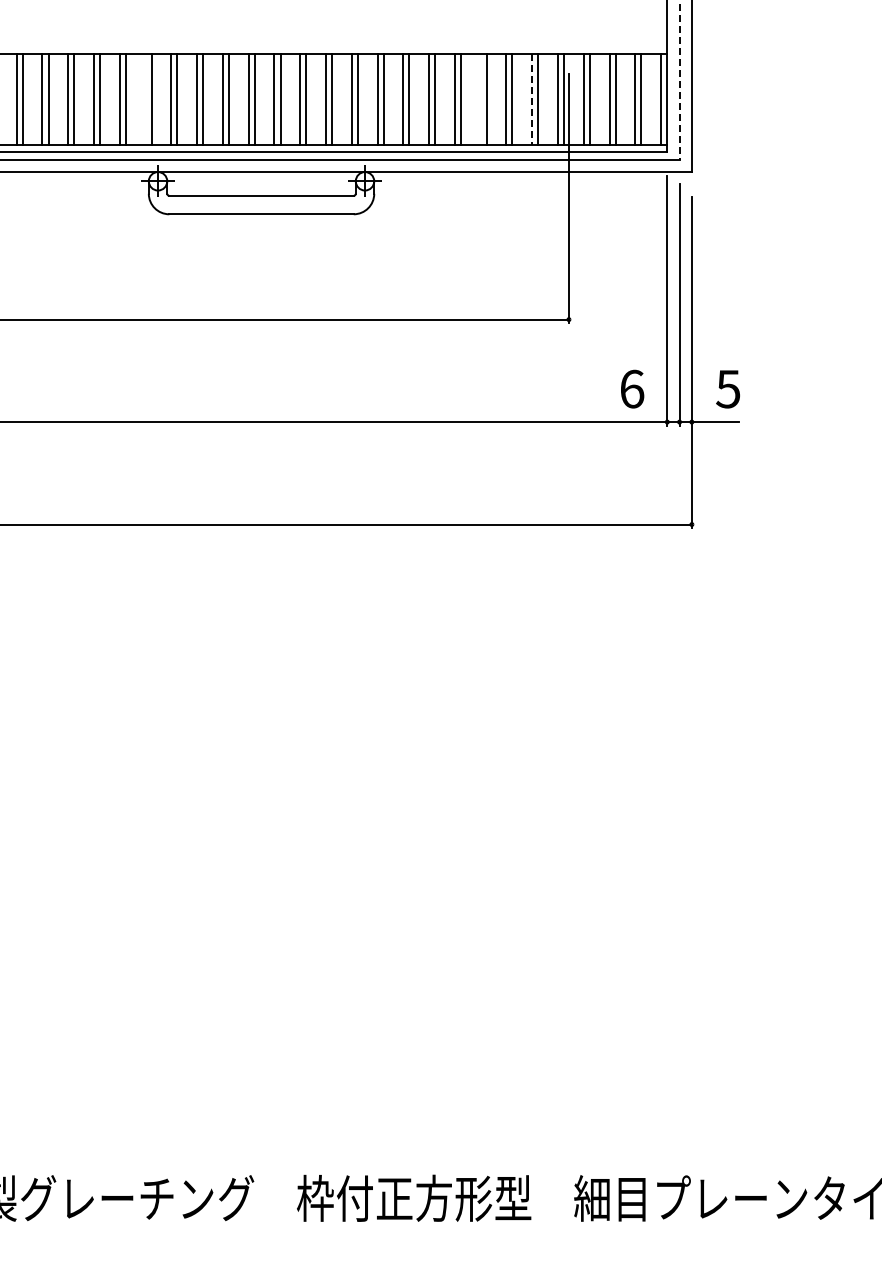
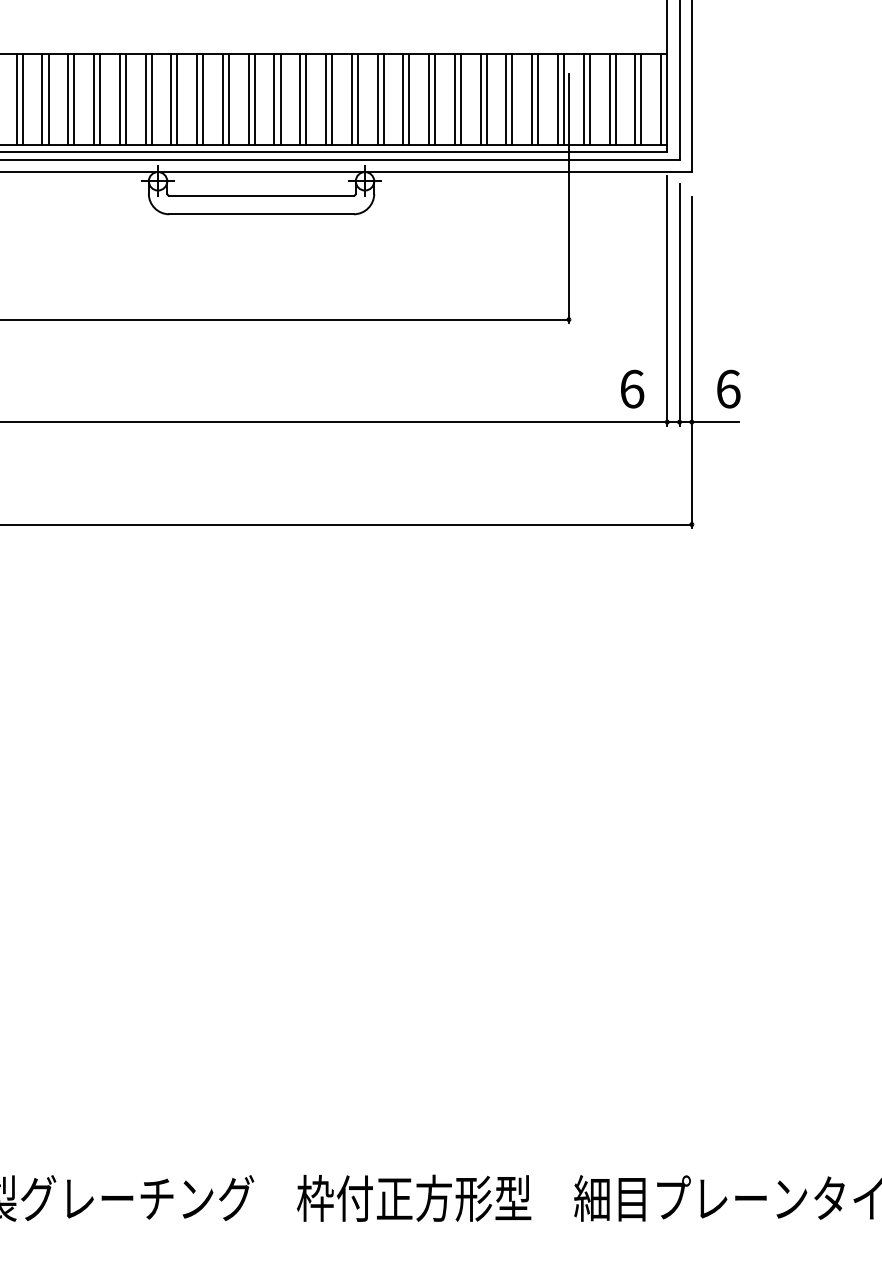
line: dashed -> solid (679, 80)
line: none -> present (145, 99)
line: none -> present (480, 99)
line: dashed -> solid (532, 99)
text: 5 -> 6 (728, 388)
